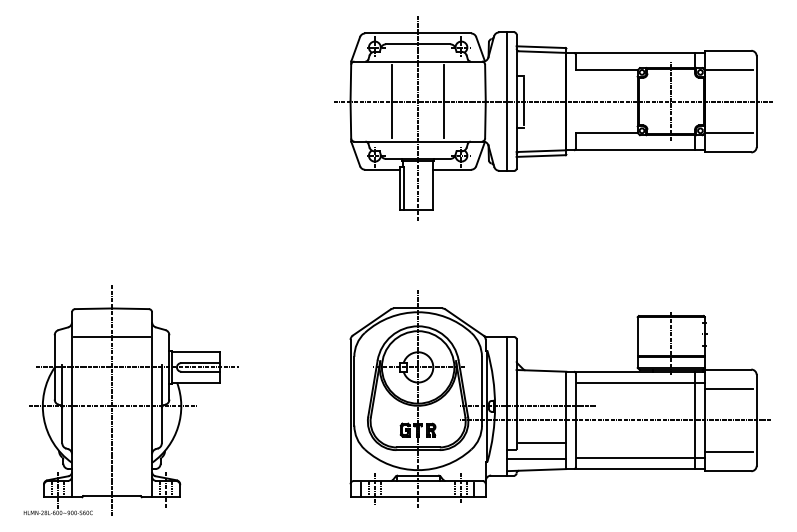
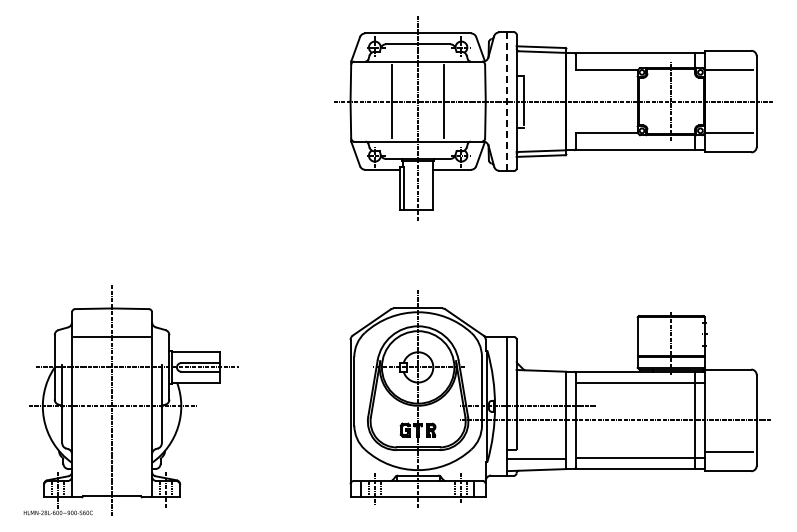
line: solid -> dashed (507, 101)
line: present -> none (728, 389)
line: present -> none (542, 442)
